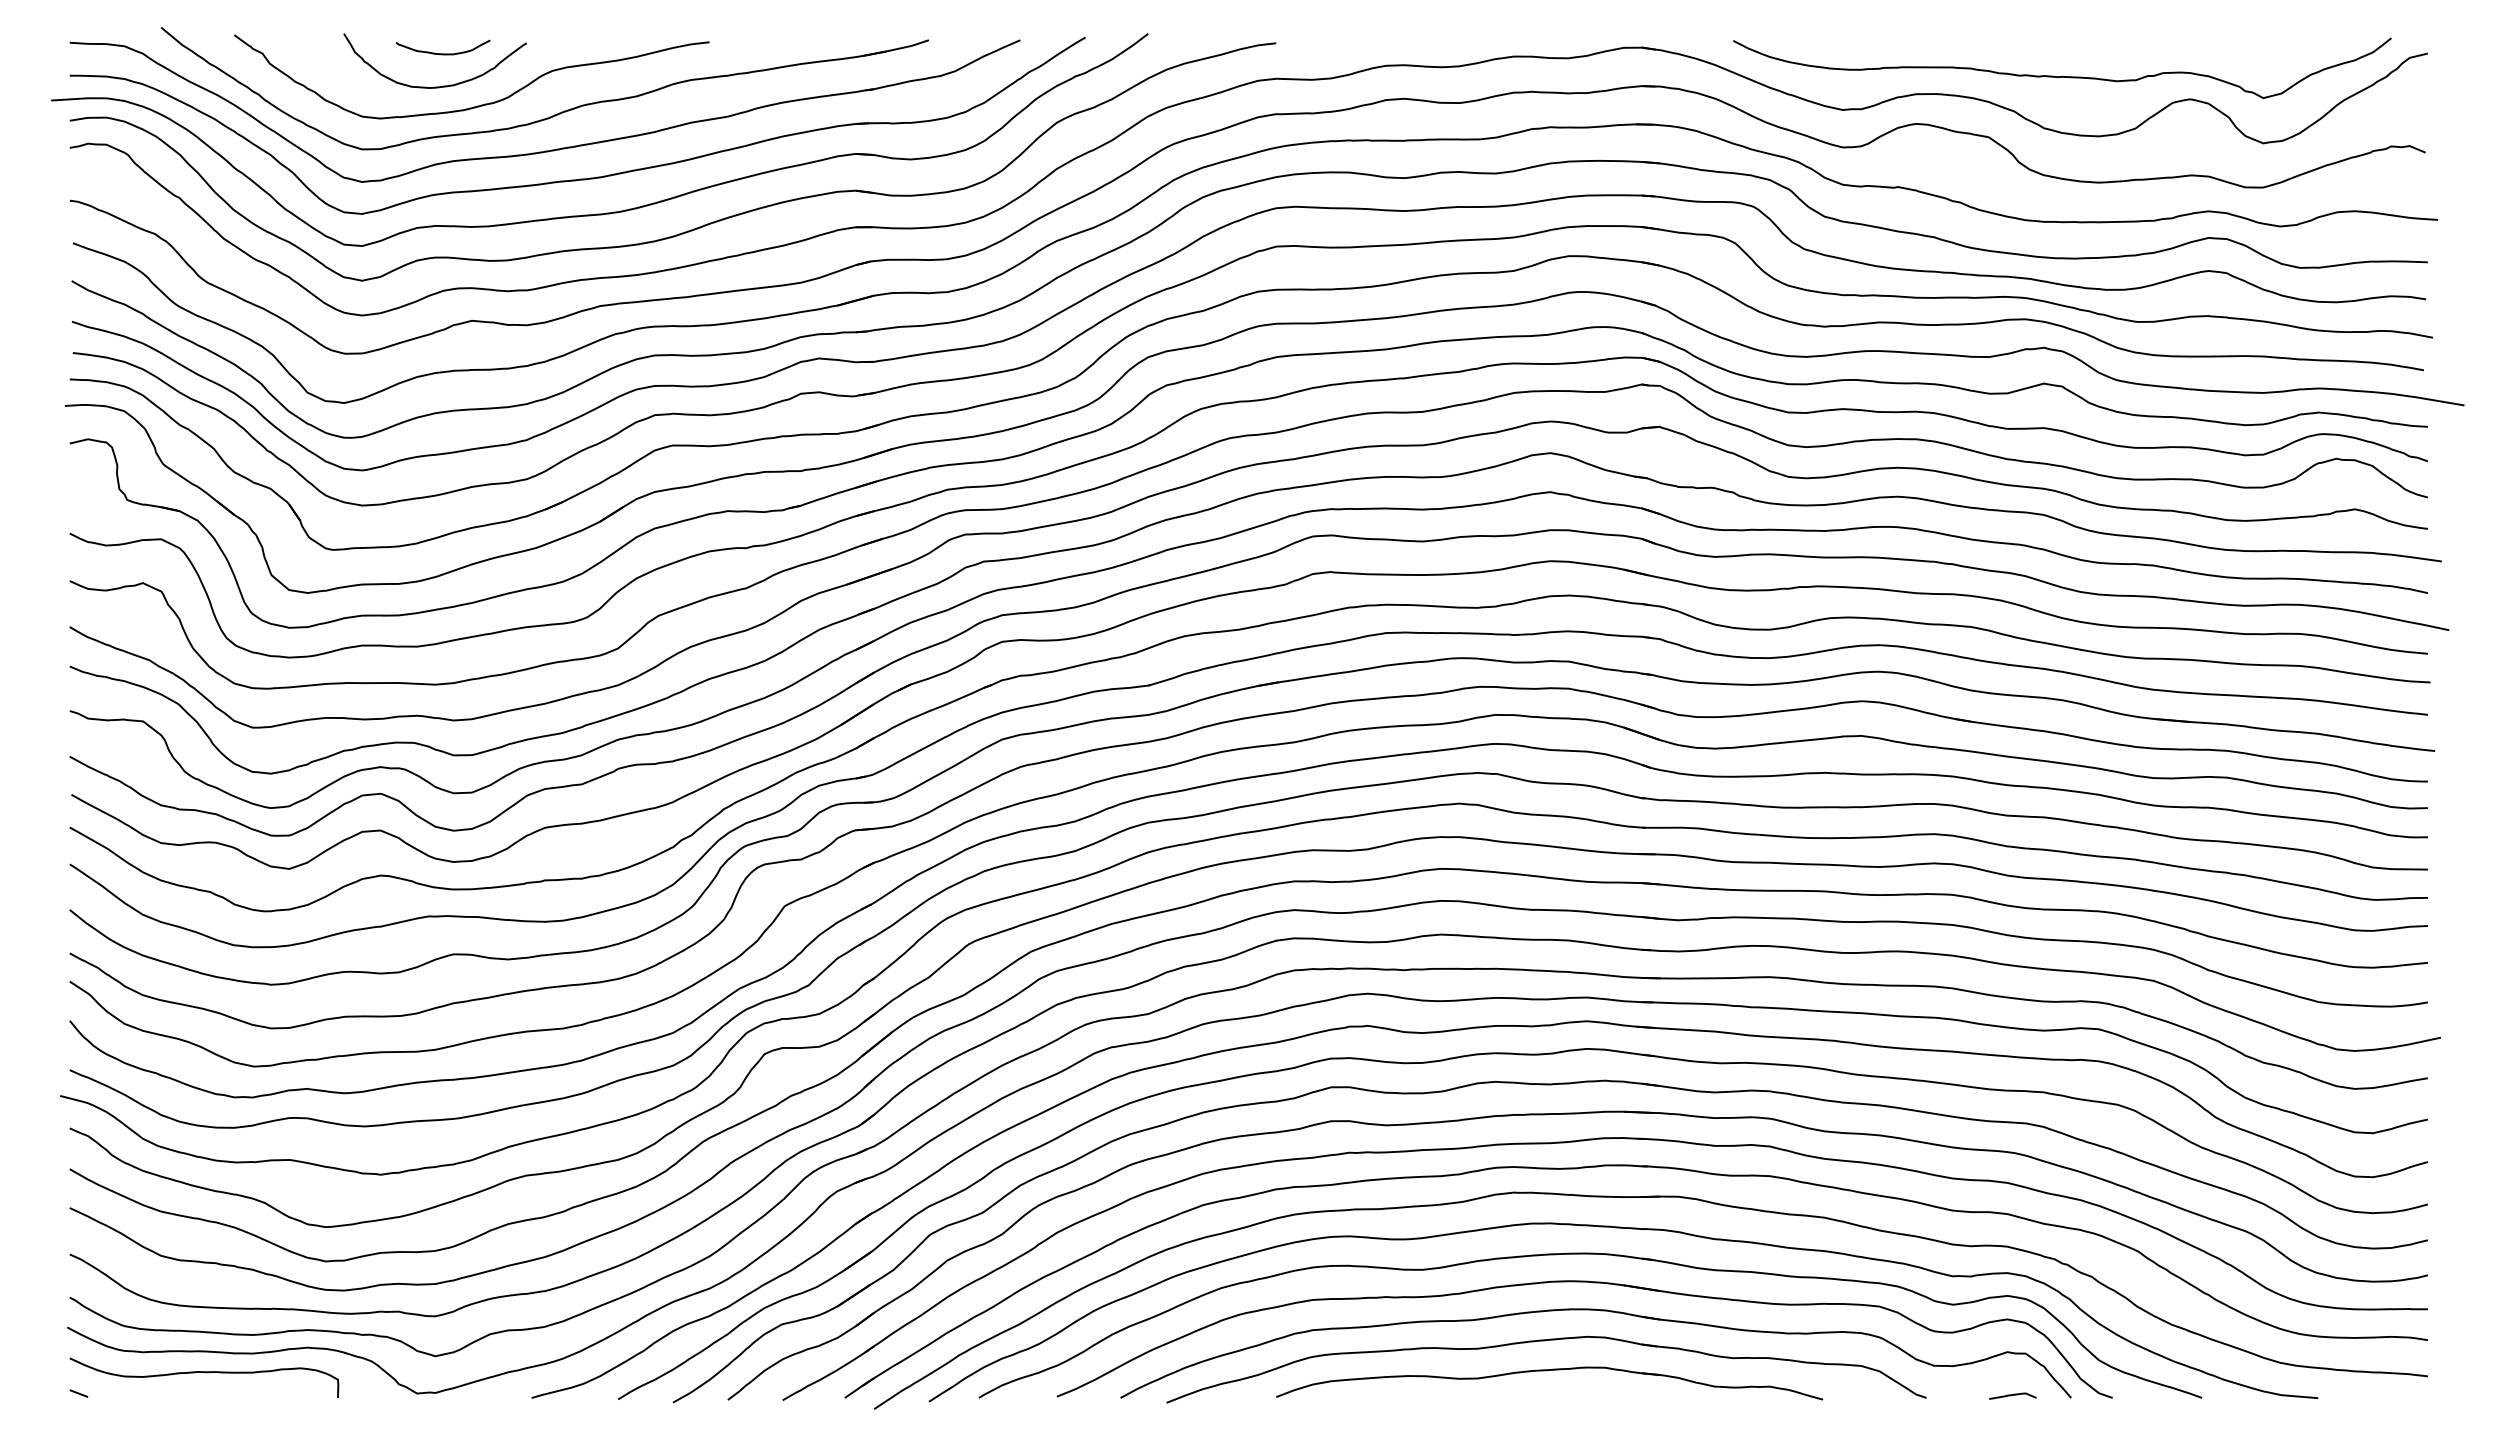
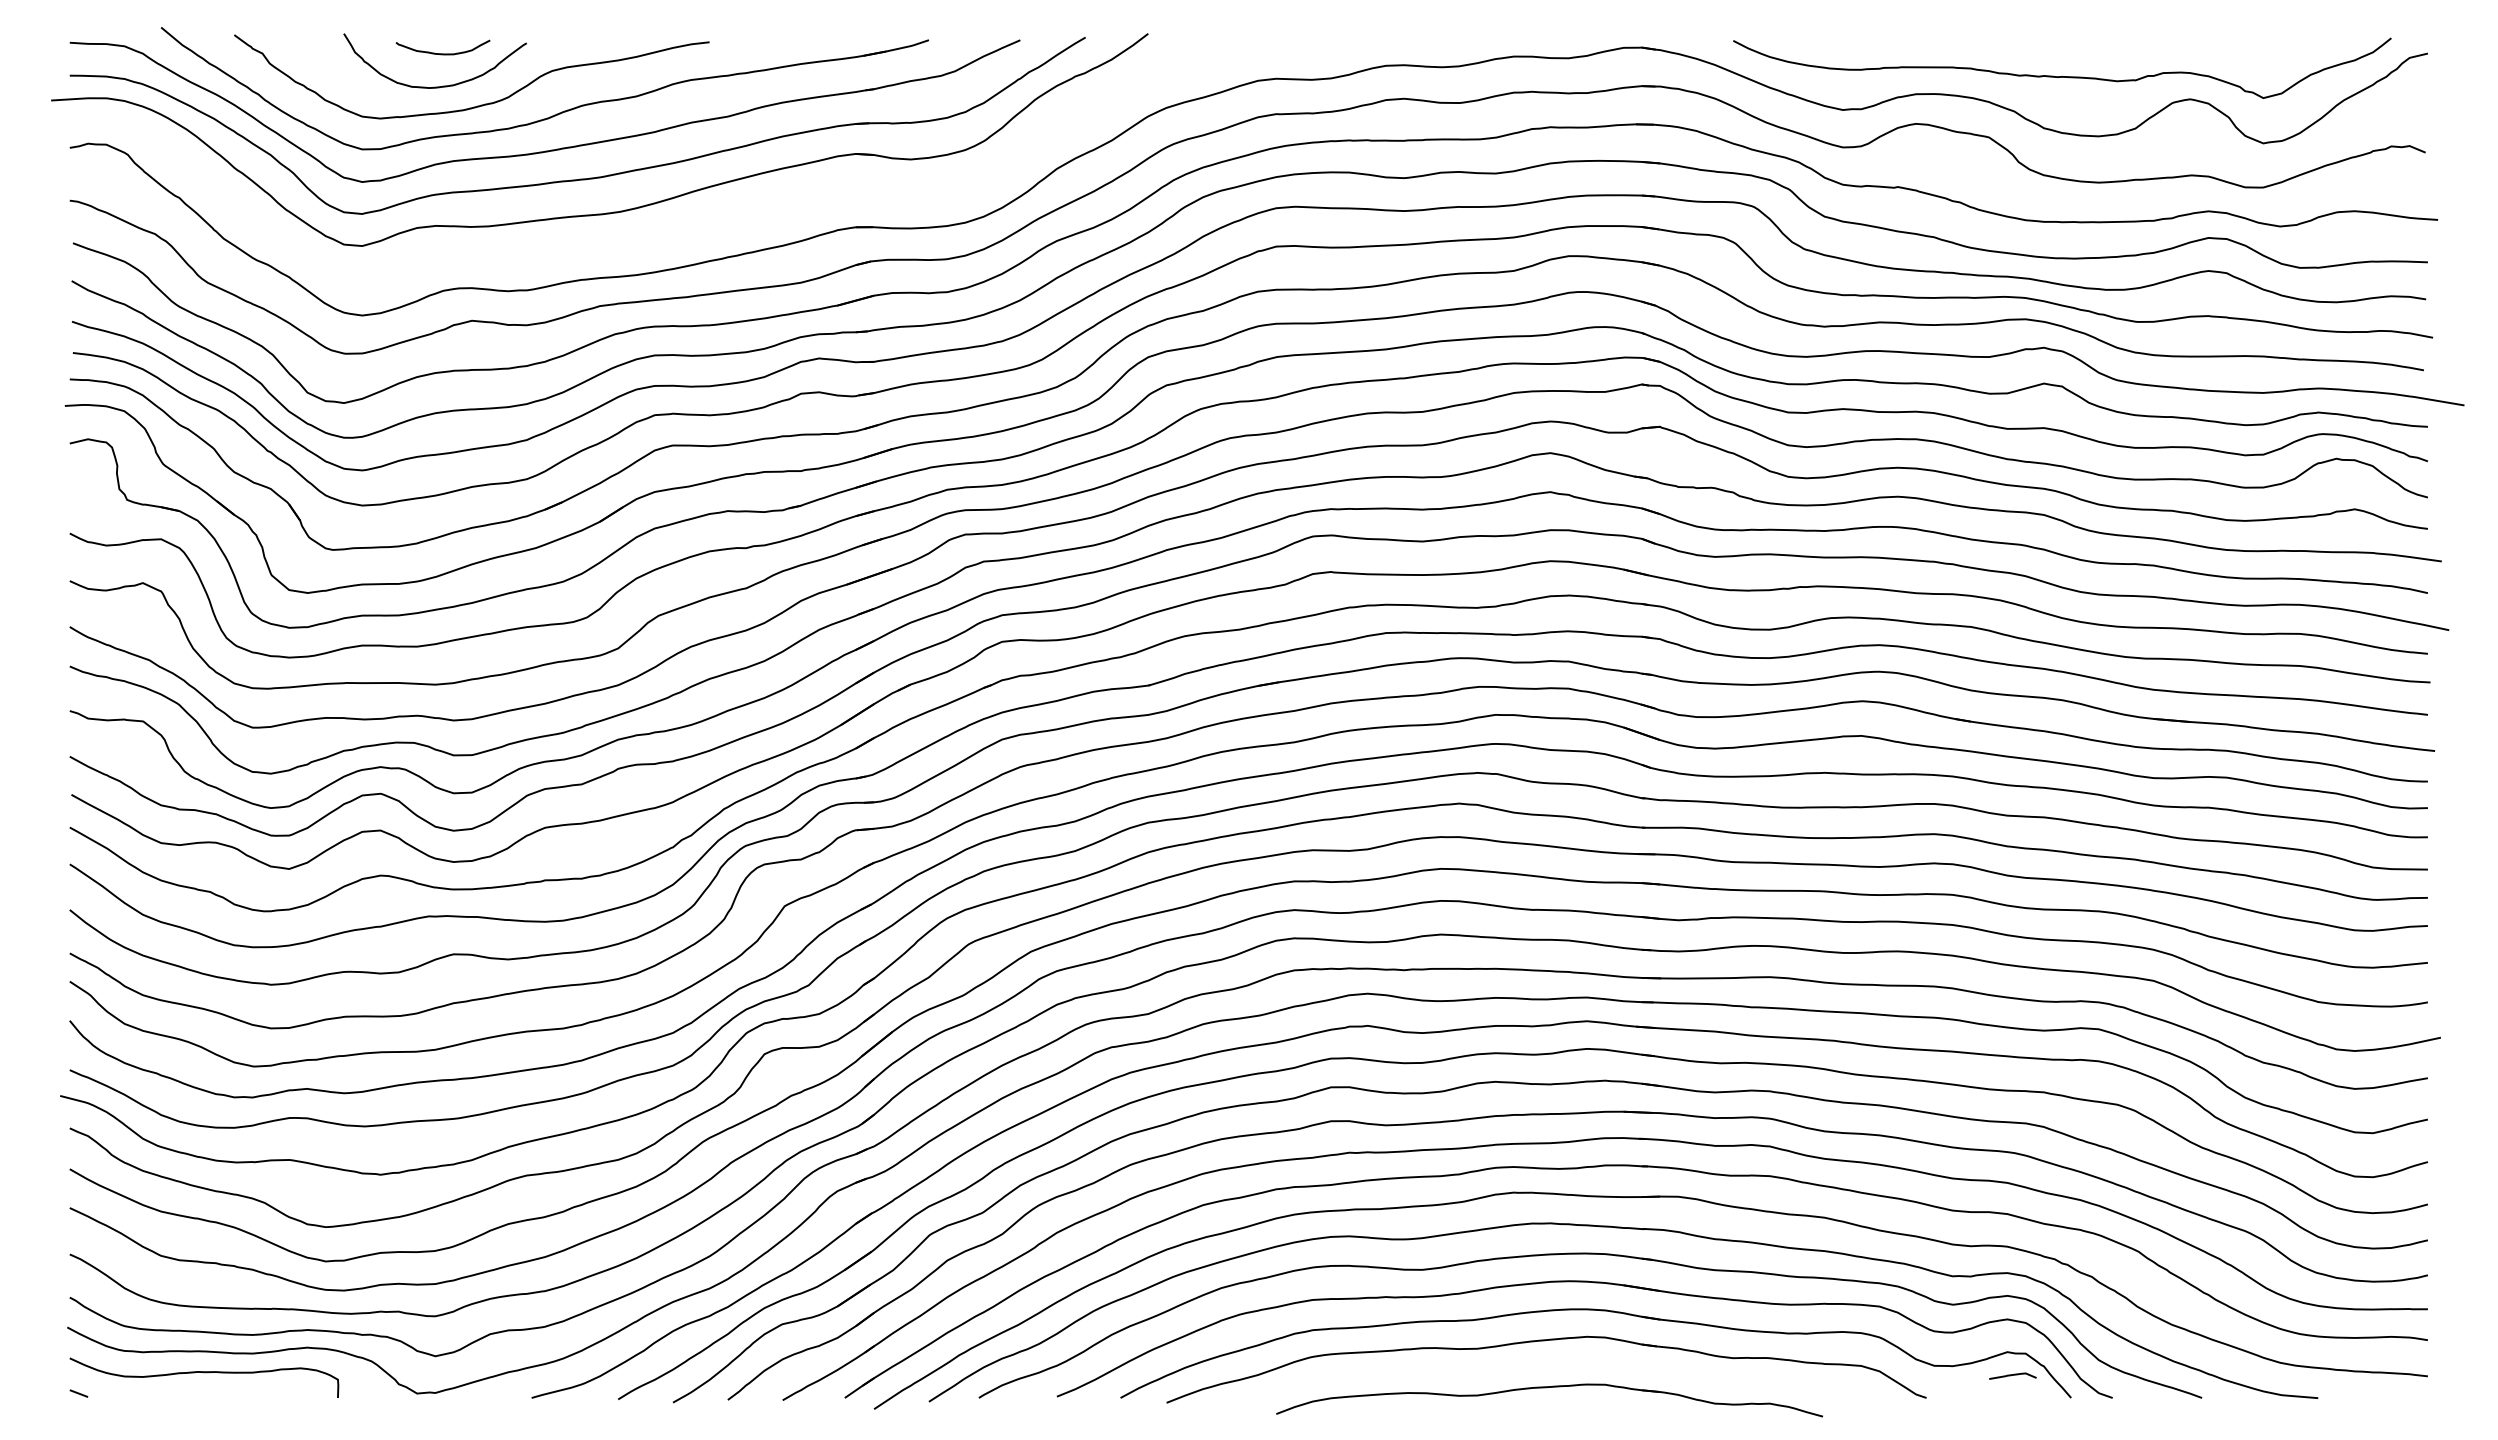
part: present -> none (693, 228)
part position: (1546, 1371) -> (1546, 1388) (1546, 1388)
curve position: (2012, 1395) -> (2012, 1375) (2012, 1375)
